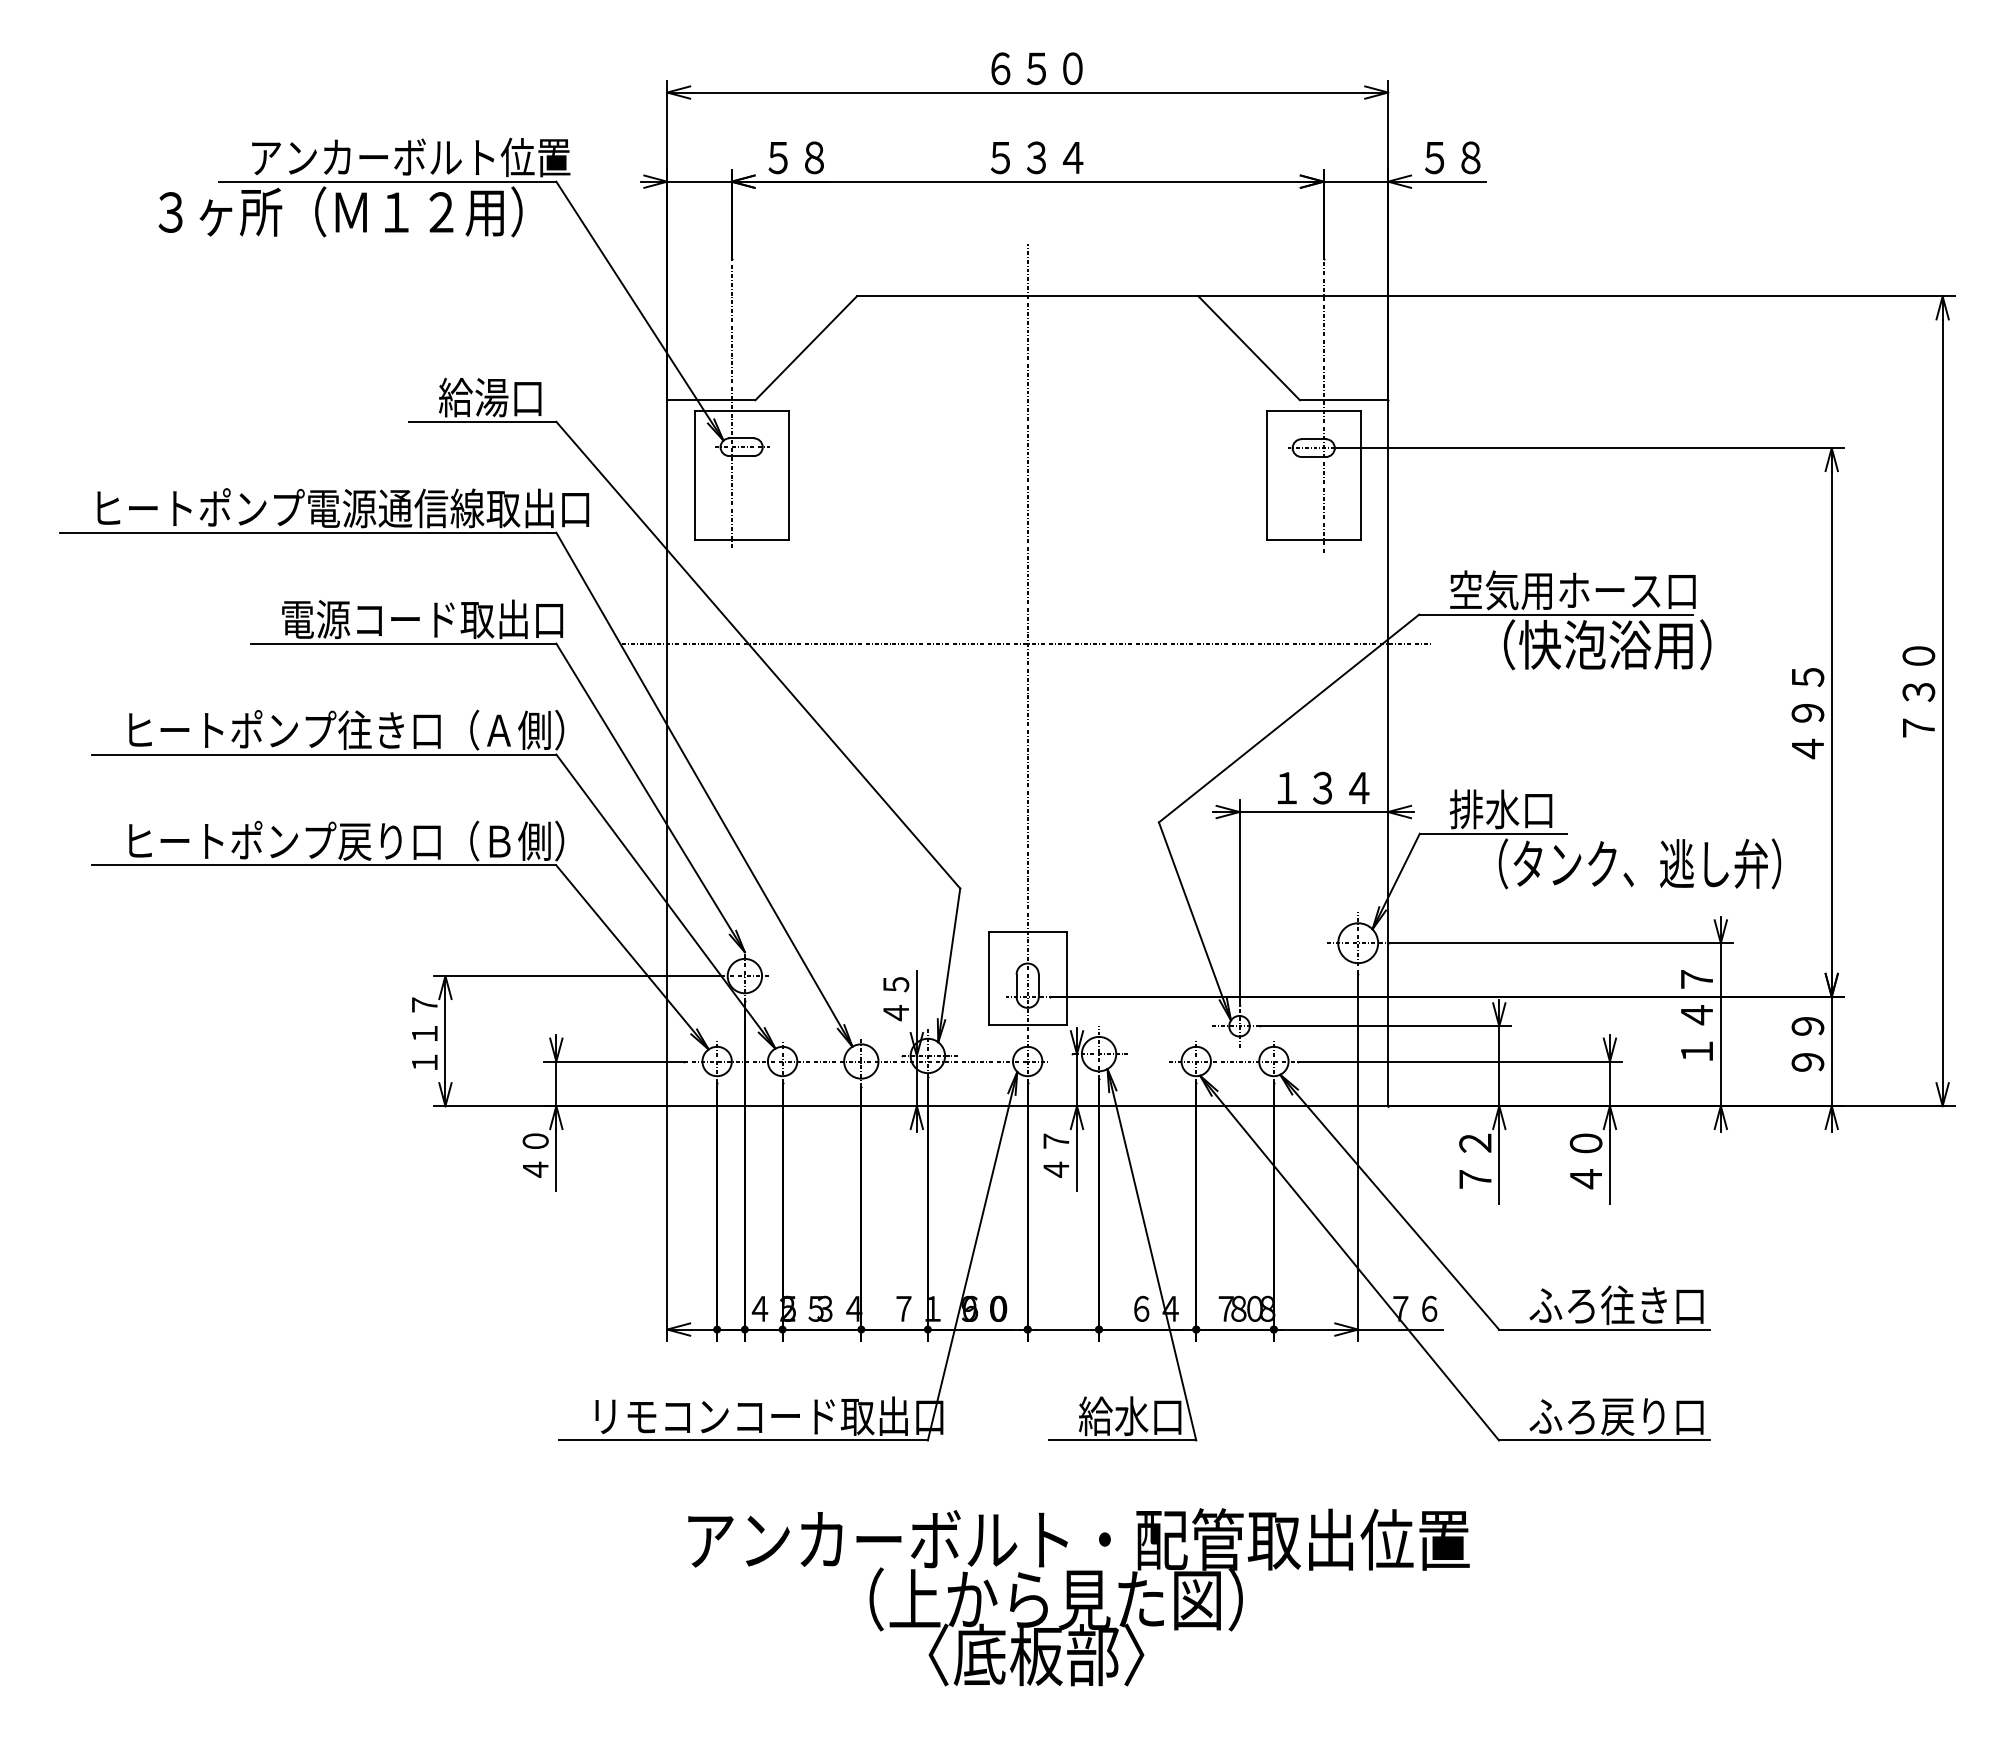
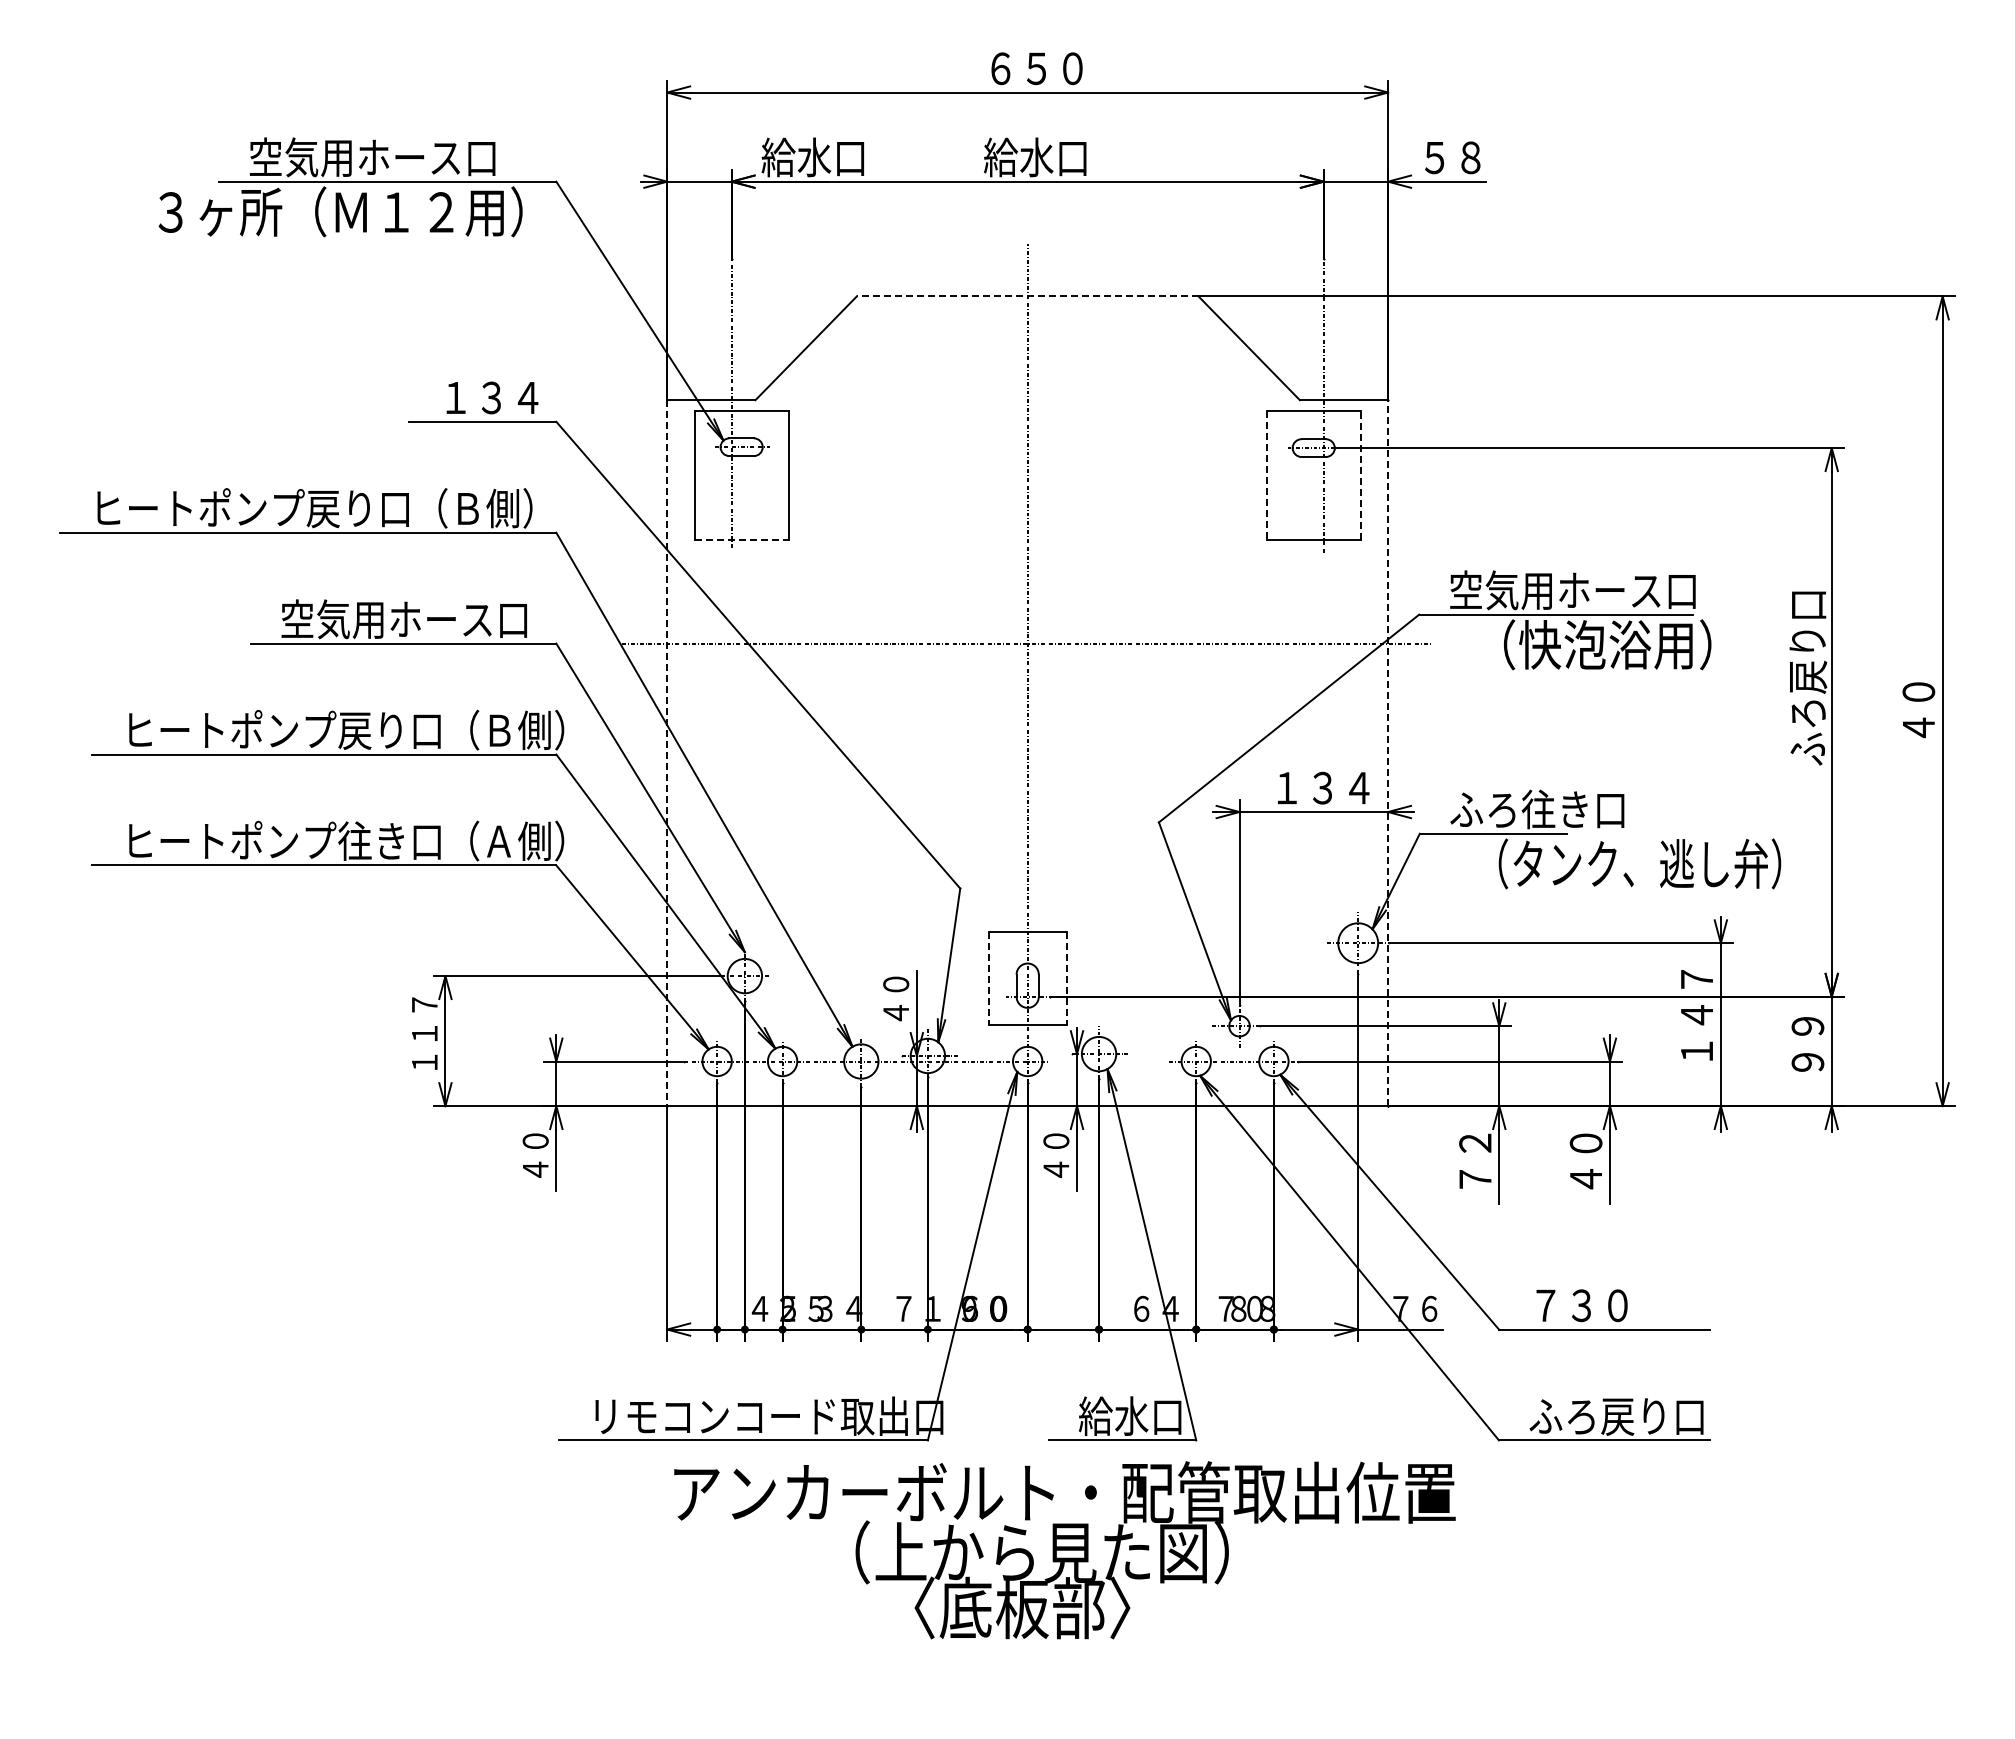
text: アンカーボルト位置 -> 空気用ホース口 (409, 157)
text: ５８ -> 給水口 (812, 157)
text: ５３４ -> 給水口 (1035, 157)
line: solid -> dashed (1027, 296)
text: 給湯口 -> １３４ (489, 397)
line: solid -> dashed (1360, 474)
line: solid -> dashed (1266, 475)
text: ヒートポンプ電源通信線取出口 -> ヒートポンプ戻り口（Ｂ側） (447, 508)
line: solid -> dashed (742, 539)
text: 電源コード取出口 -> 空気用ホース口 (422, 619)
text: ４９５ -> ふろ戻り口 (1808, 678)
text: ７３０ -> ４０ (1918, 692)
text: ヒートポンプ往き口（Ａ側） -> ヒートポンプ戻り口（Ｂ側） (424, 729)
line: solid -> dashed (667, 753)
line: solid -> dashed (1388, 753)
text: 排水口 -> ふろ往き口 (1536, 809)
text: ヒートポンプ戻り口（Ｂ側） -> ヒートポンプ往き口（Ａ側） (424, 840)
line: solid -> dashed (988, 979)
line: solid -> dashed (1066, 979)
text: ４５ -> ４０ (896, 984)
text: ４７ -> ４０ (1056, 1140)
text: ふろ往き口 -> ７３０ (1616, 1305)
text position: (1078, 1597) -> (1064, 1550) (1064, 1550)
